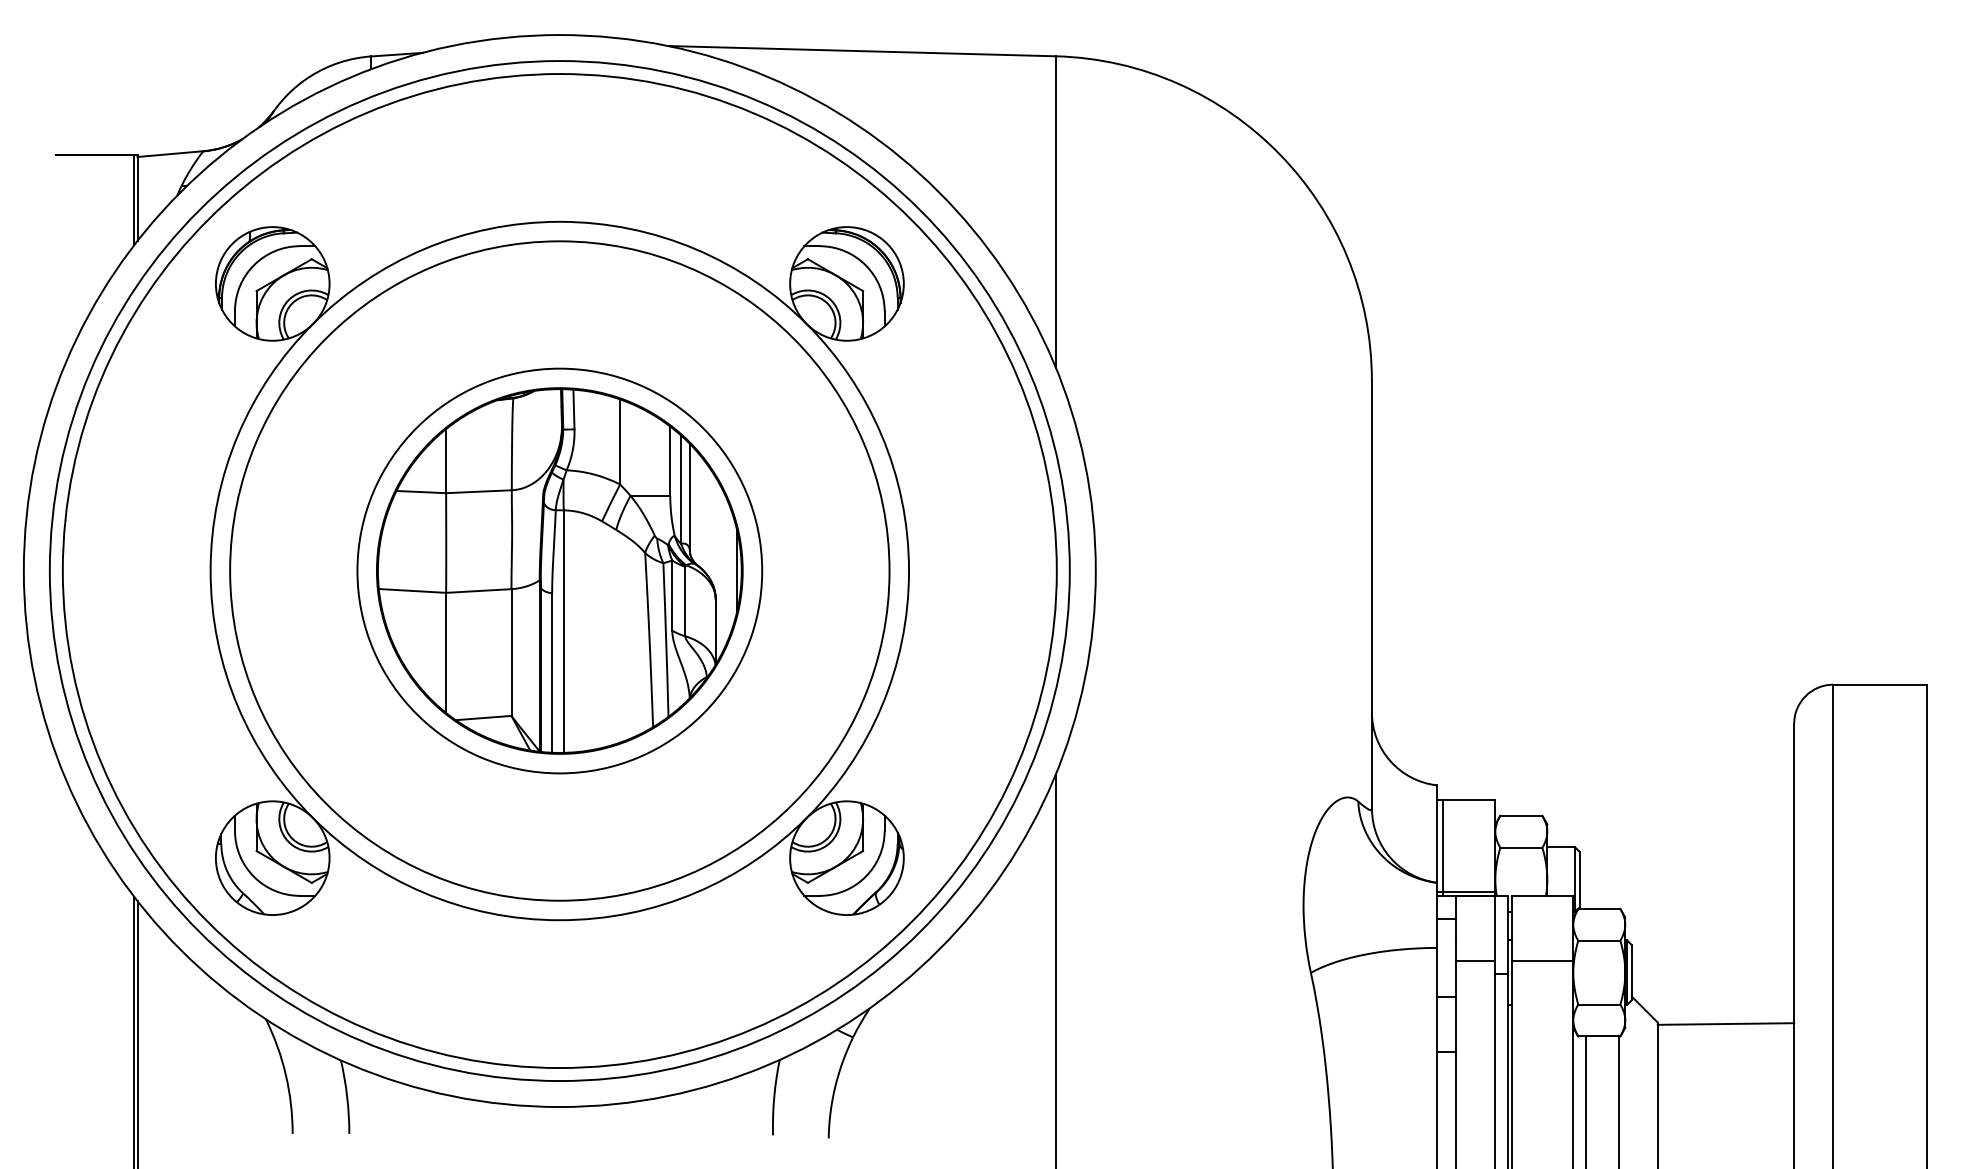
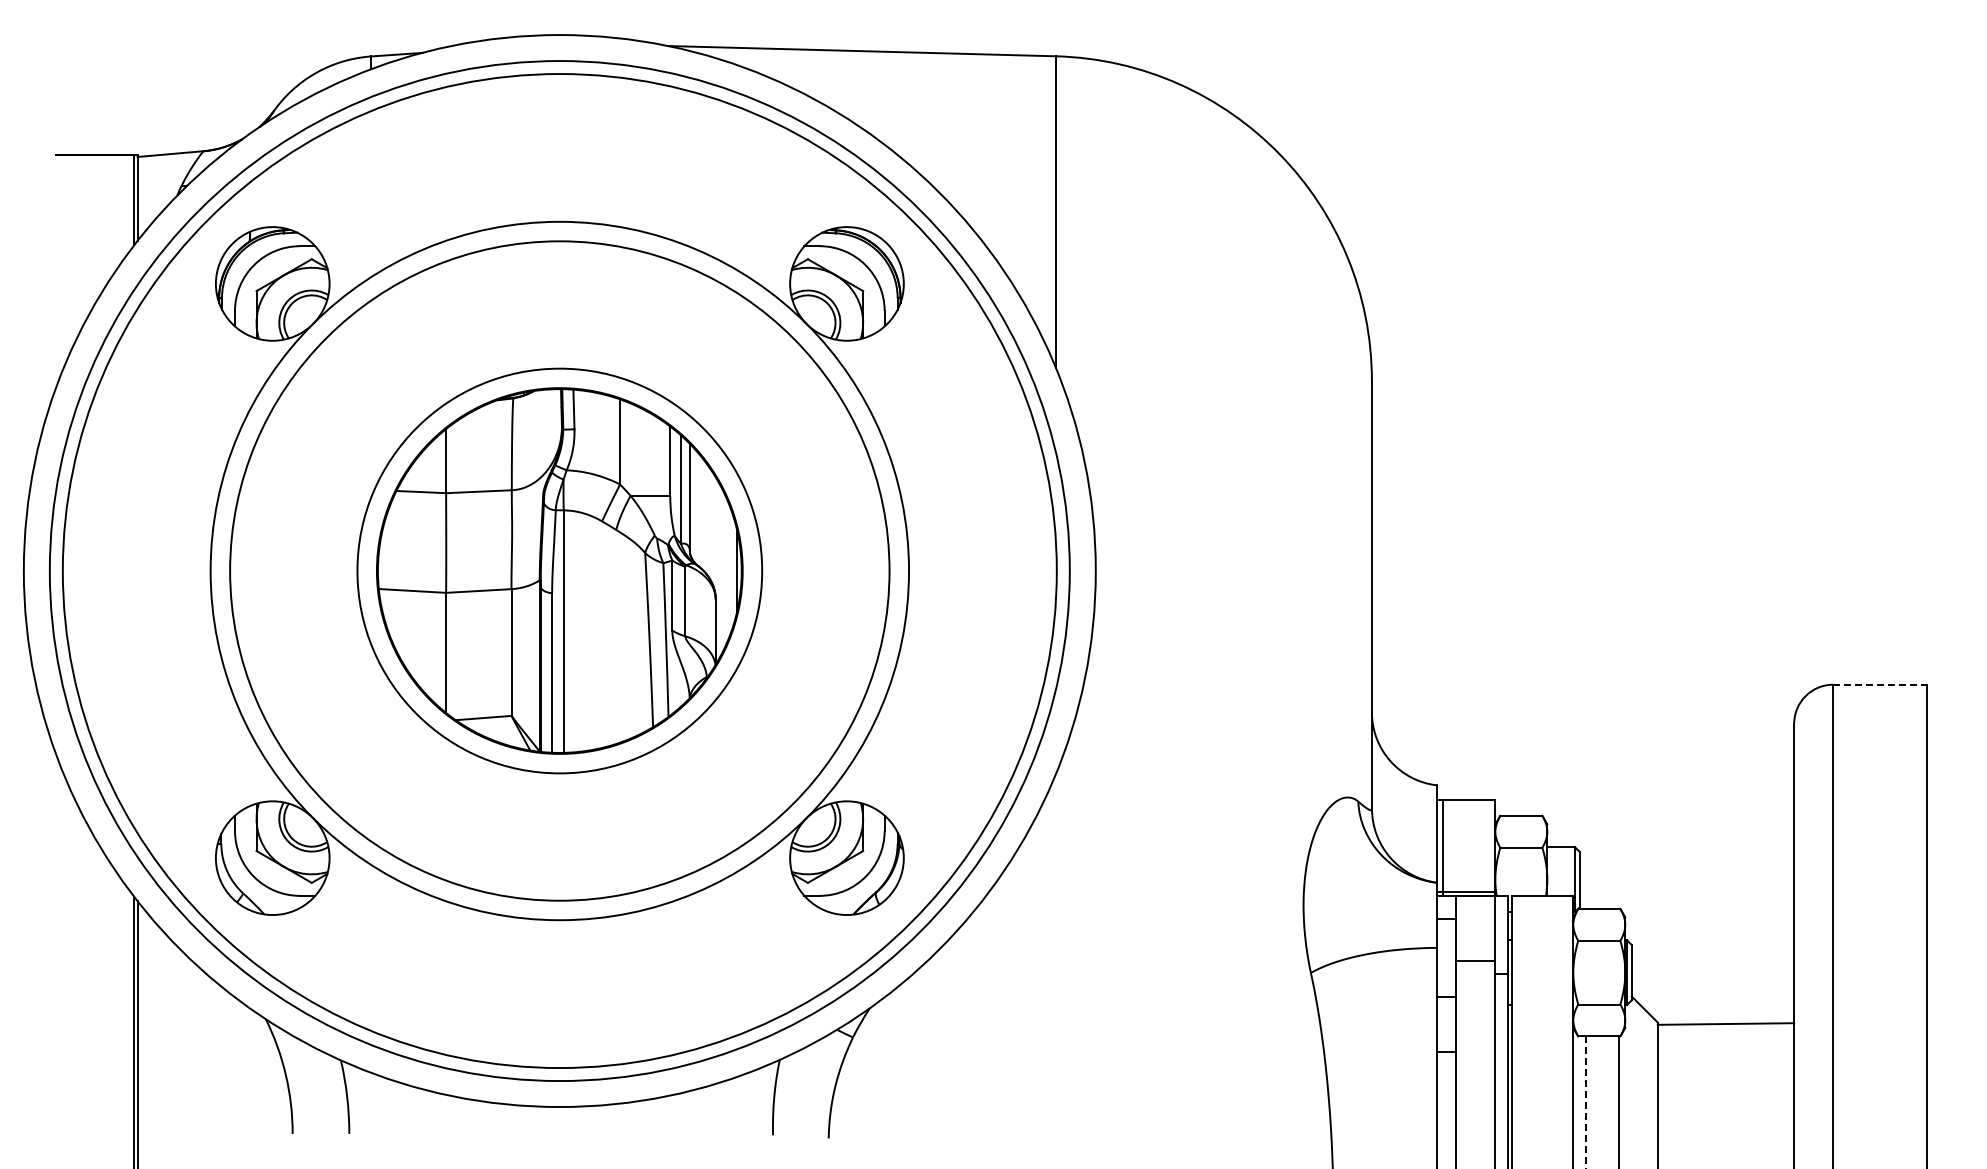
line: solid -> dashed (1880, 684)
line: present -> none (1542, 960)
line: present -> none (1055, 969)
line: solid -> dashed (1586, 1102)
